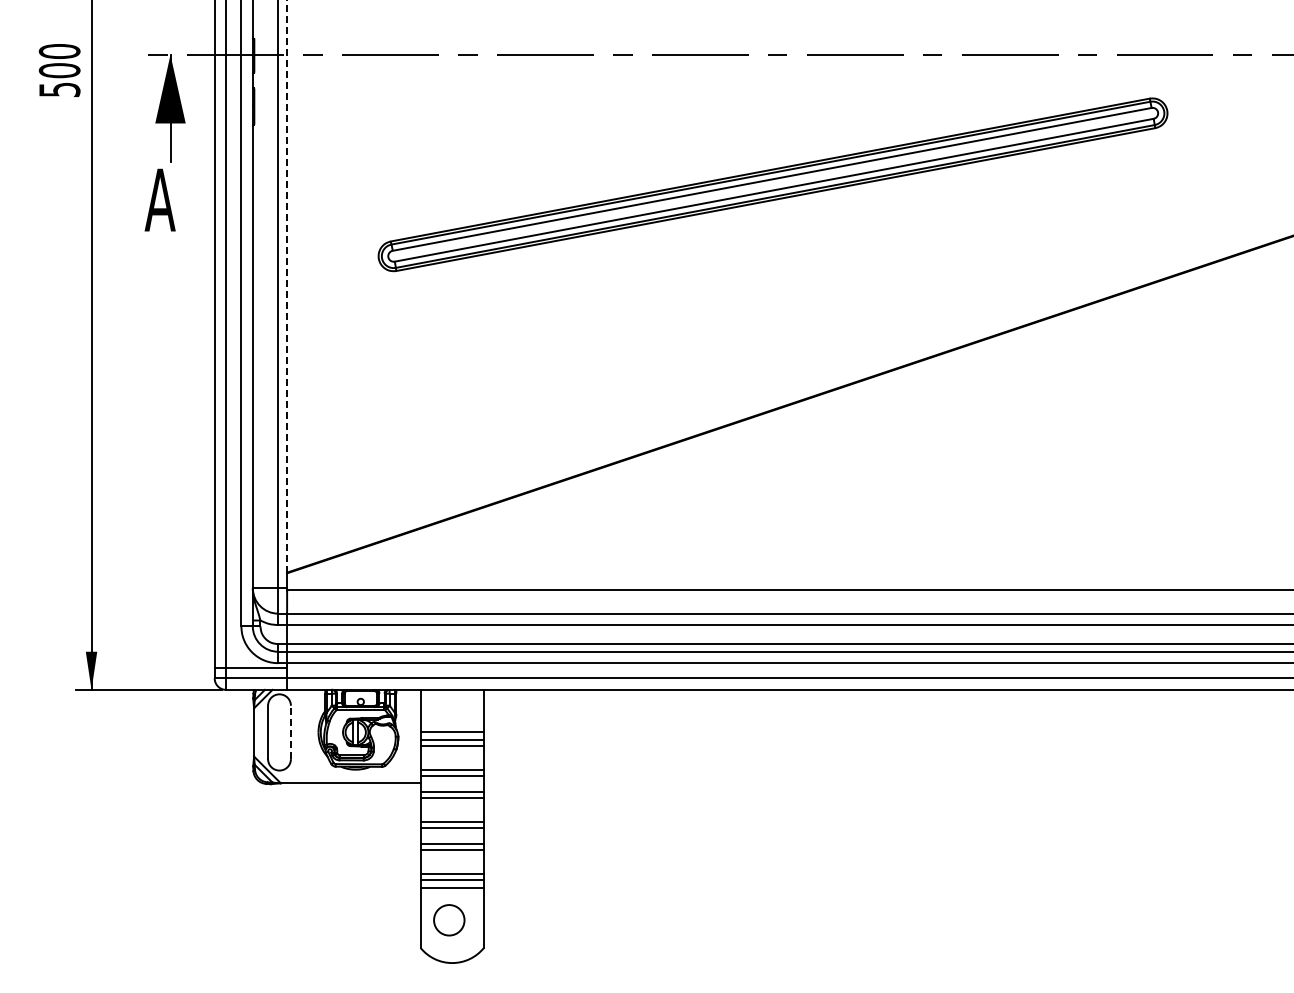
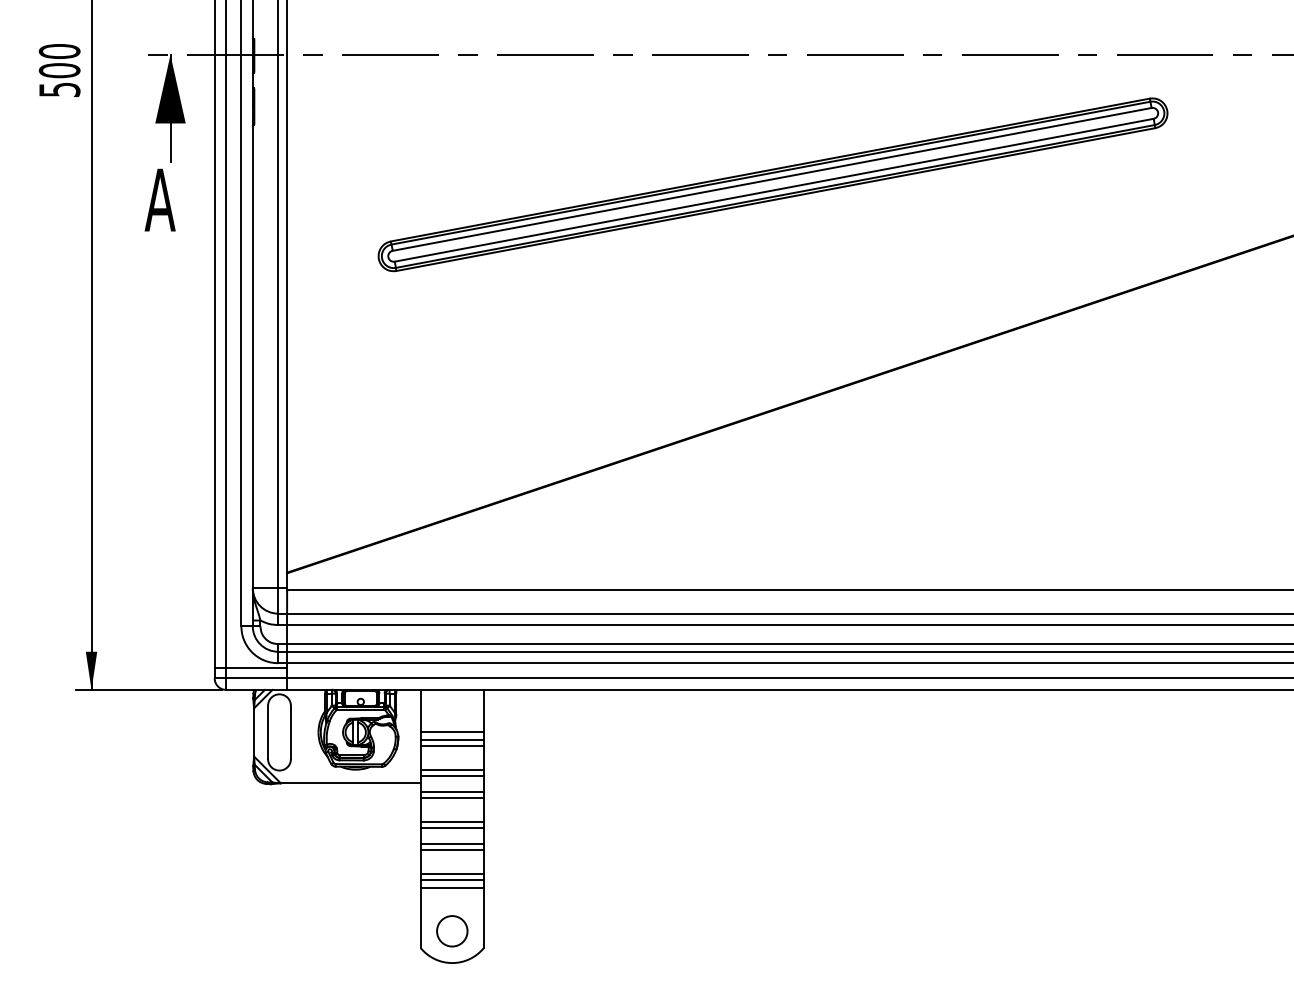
line: dashed -> solid (287, 285)
line: dashed -> solid (290, 732)
circle position: (449, 920) -> (452, 931) (452, 931)
